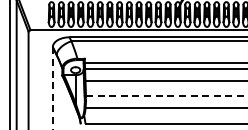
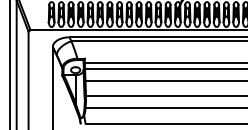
line: dashed -> solid (52, 89)
line: dashed -> solid (166, 95)
